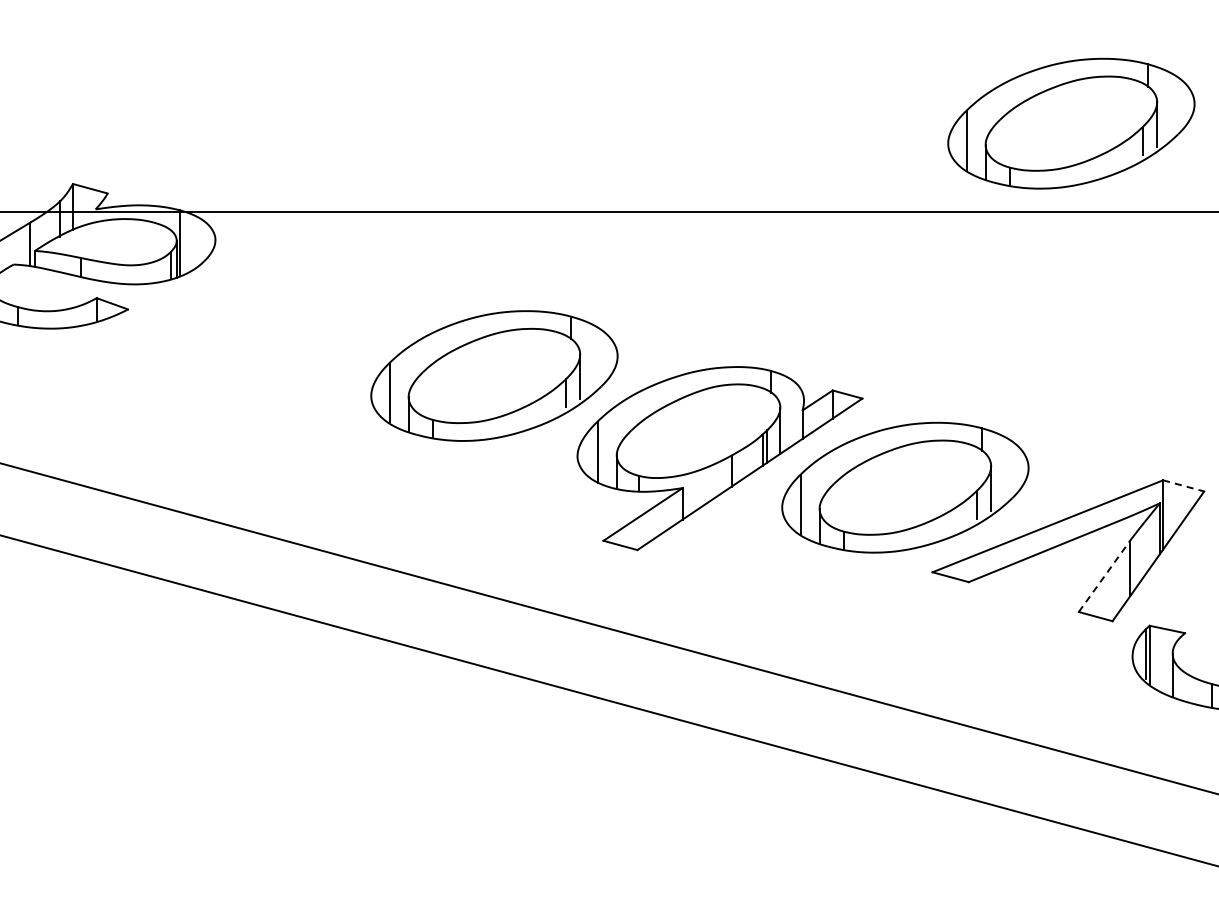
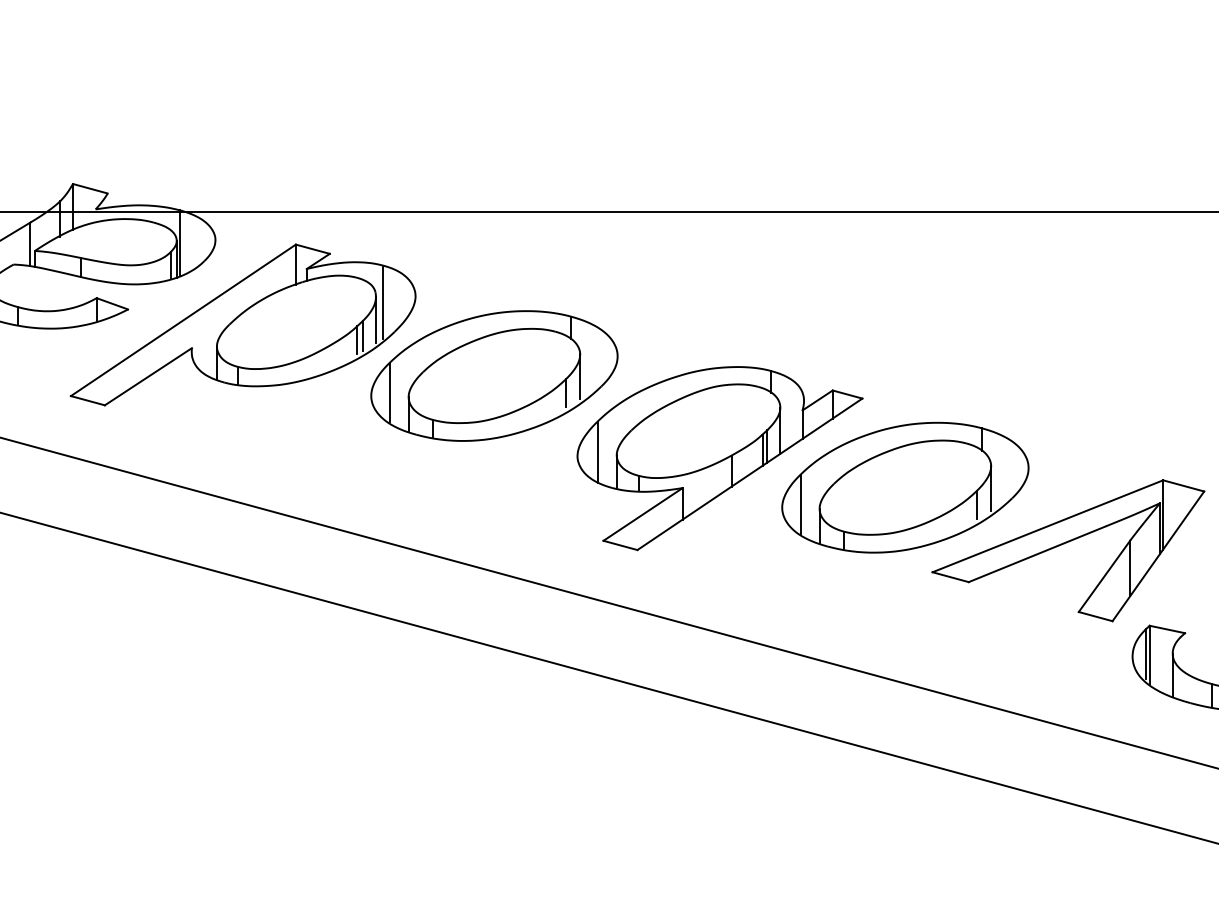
part: present -> none (1071, 123)
part: none -> present (242, 324)
line: dashed -> solid (1184, 486)
line: dashed -> solid (1104, 576)
line position: (608, 628) -> (608, 602) (608, 602)
line position: (608, 700) -> (608, 677) (608, 677)
